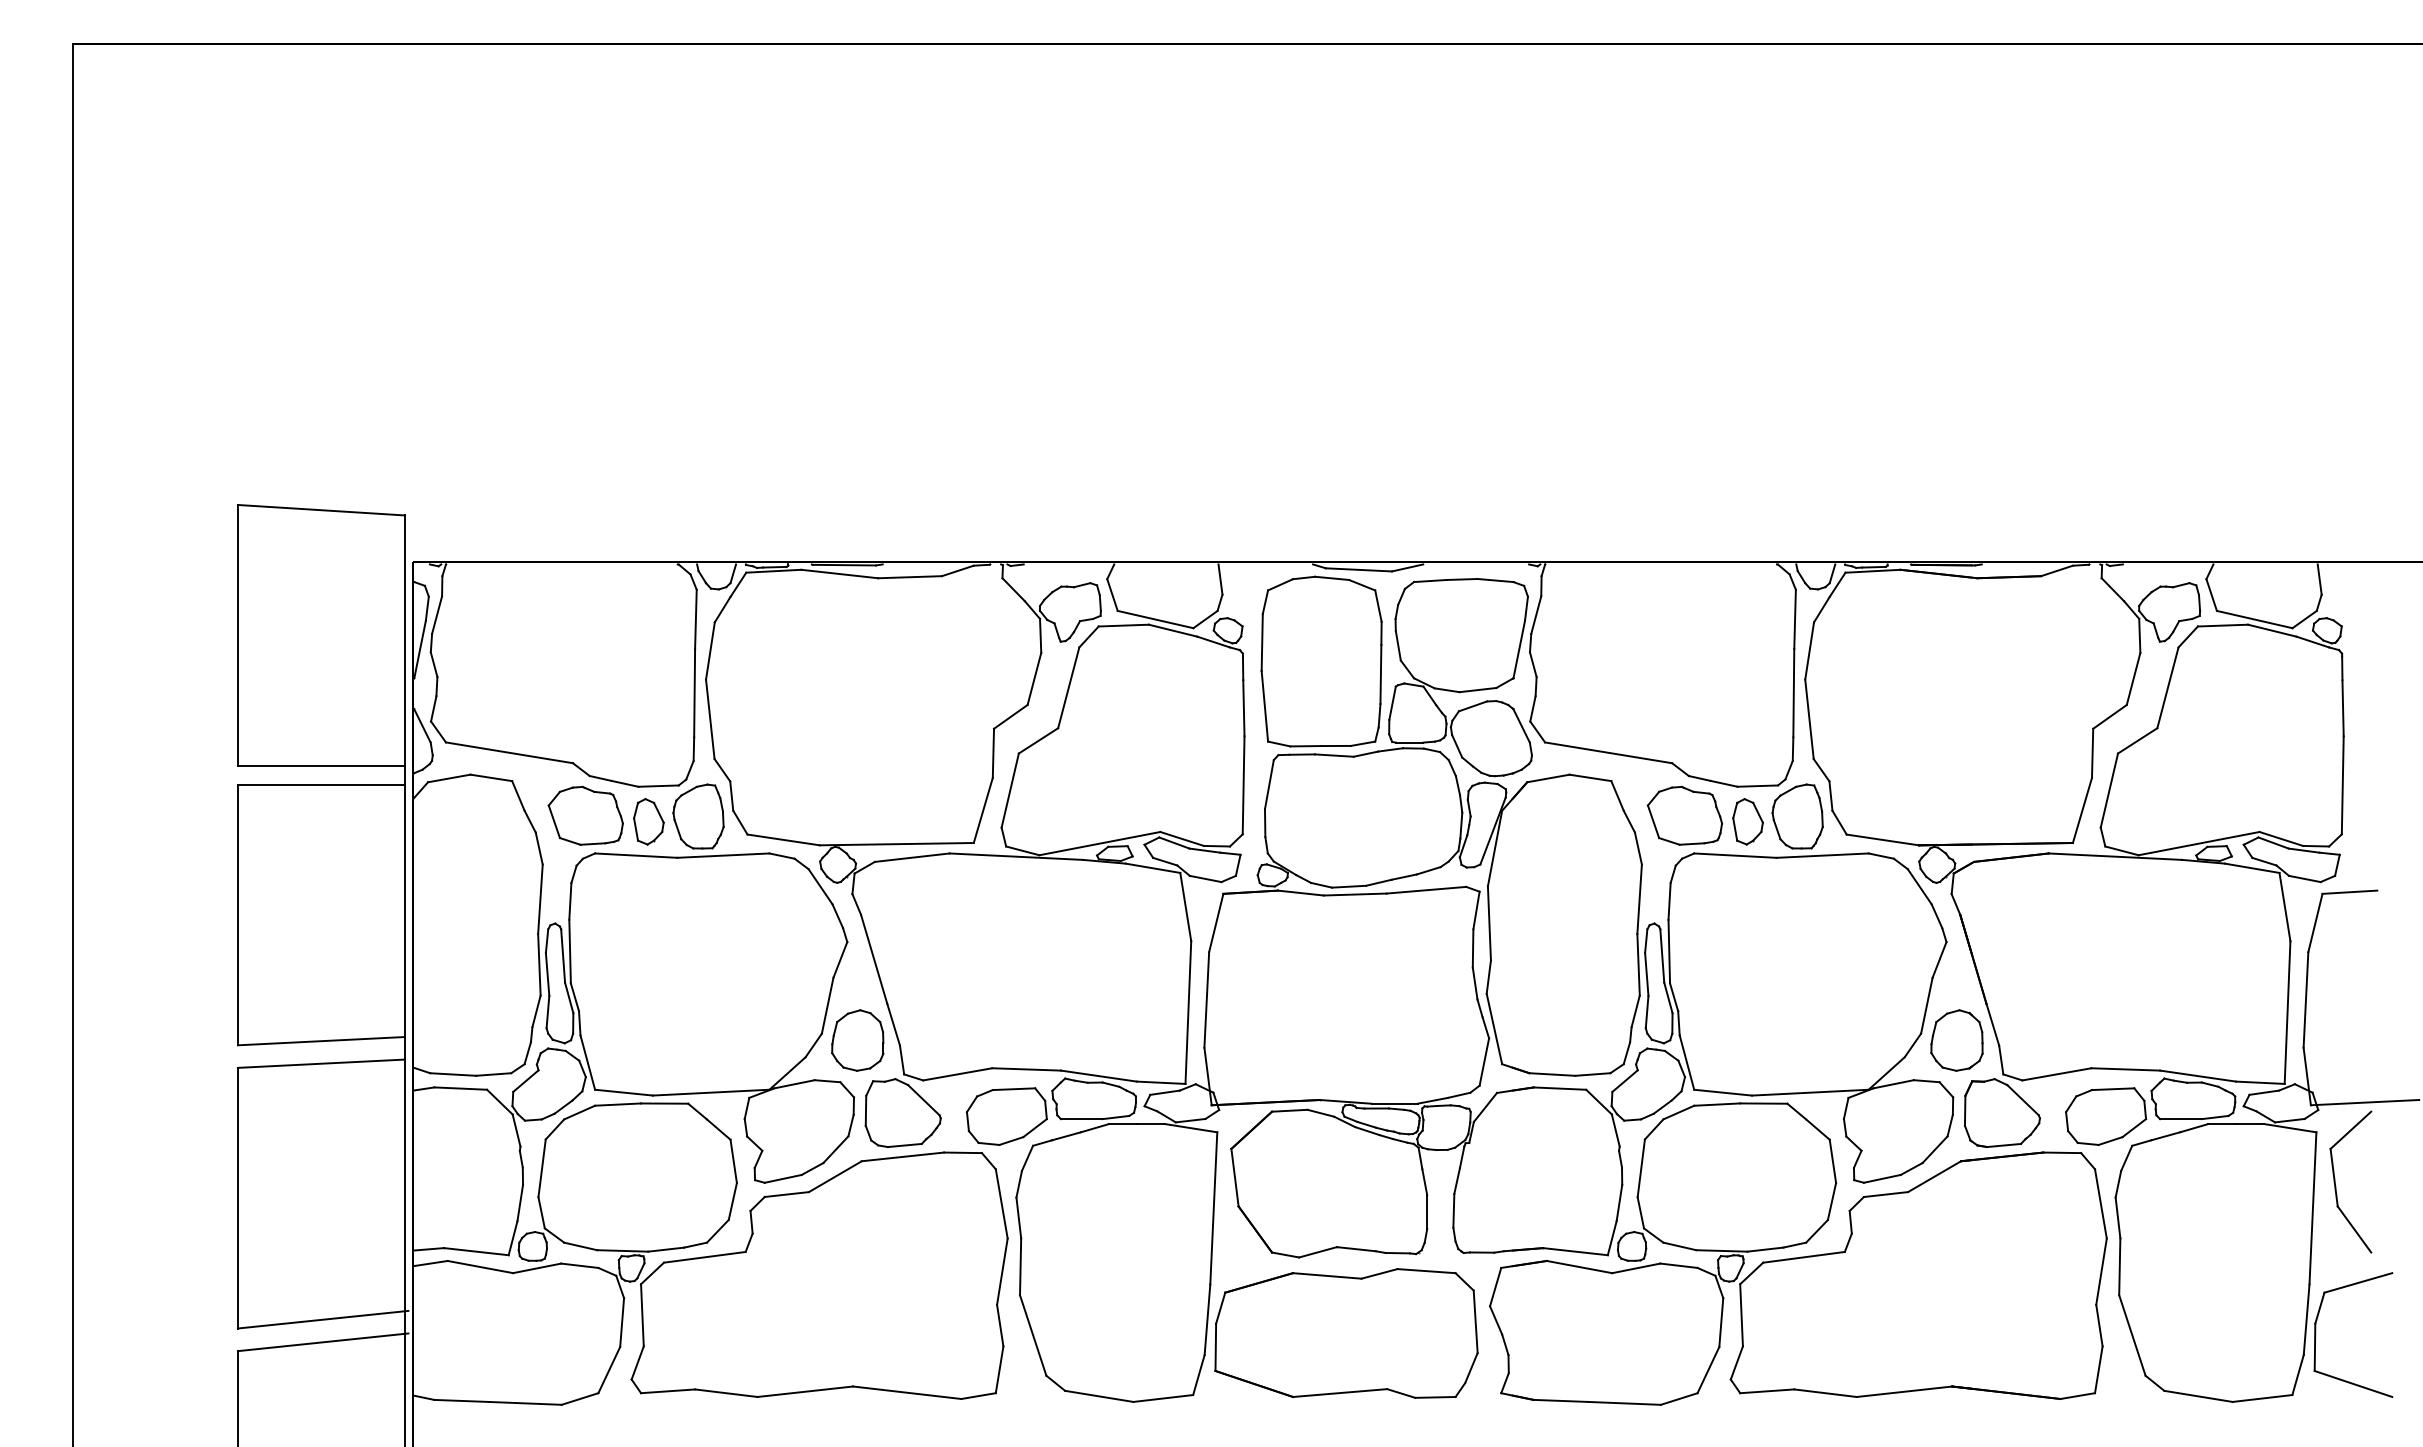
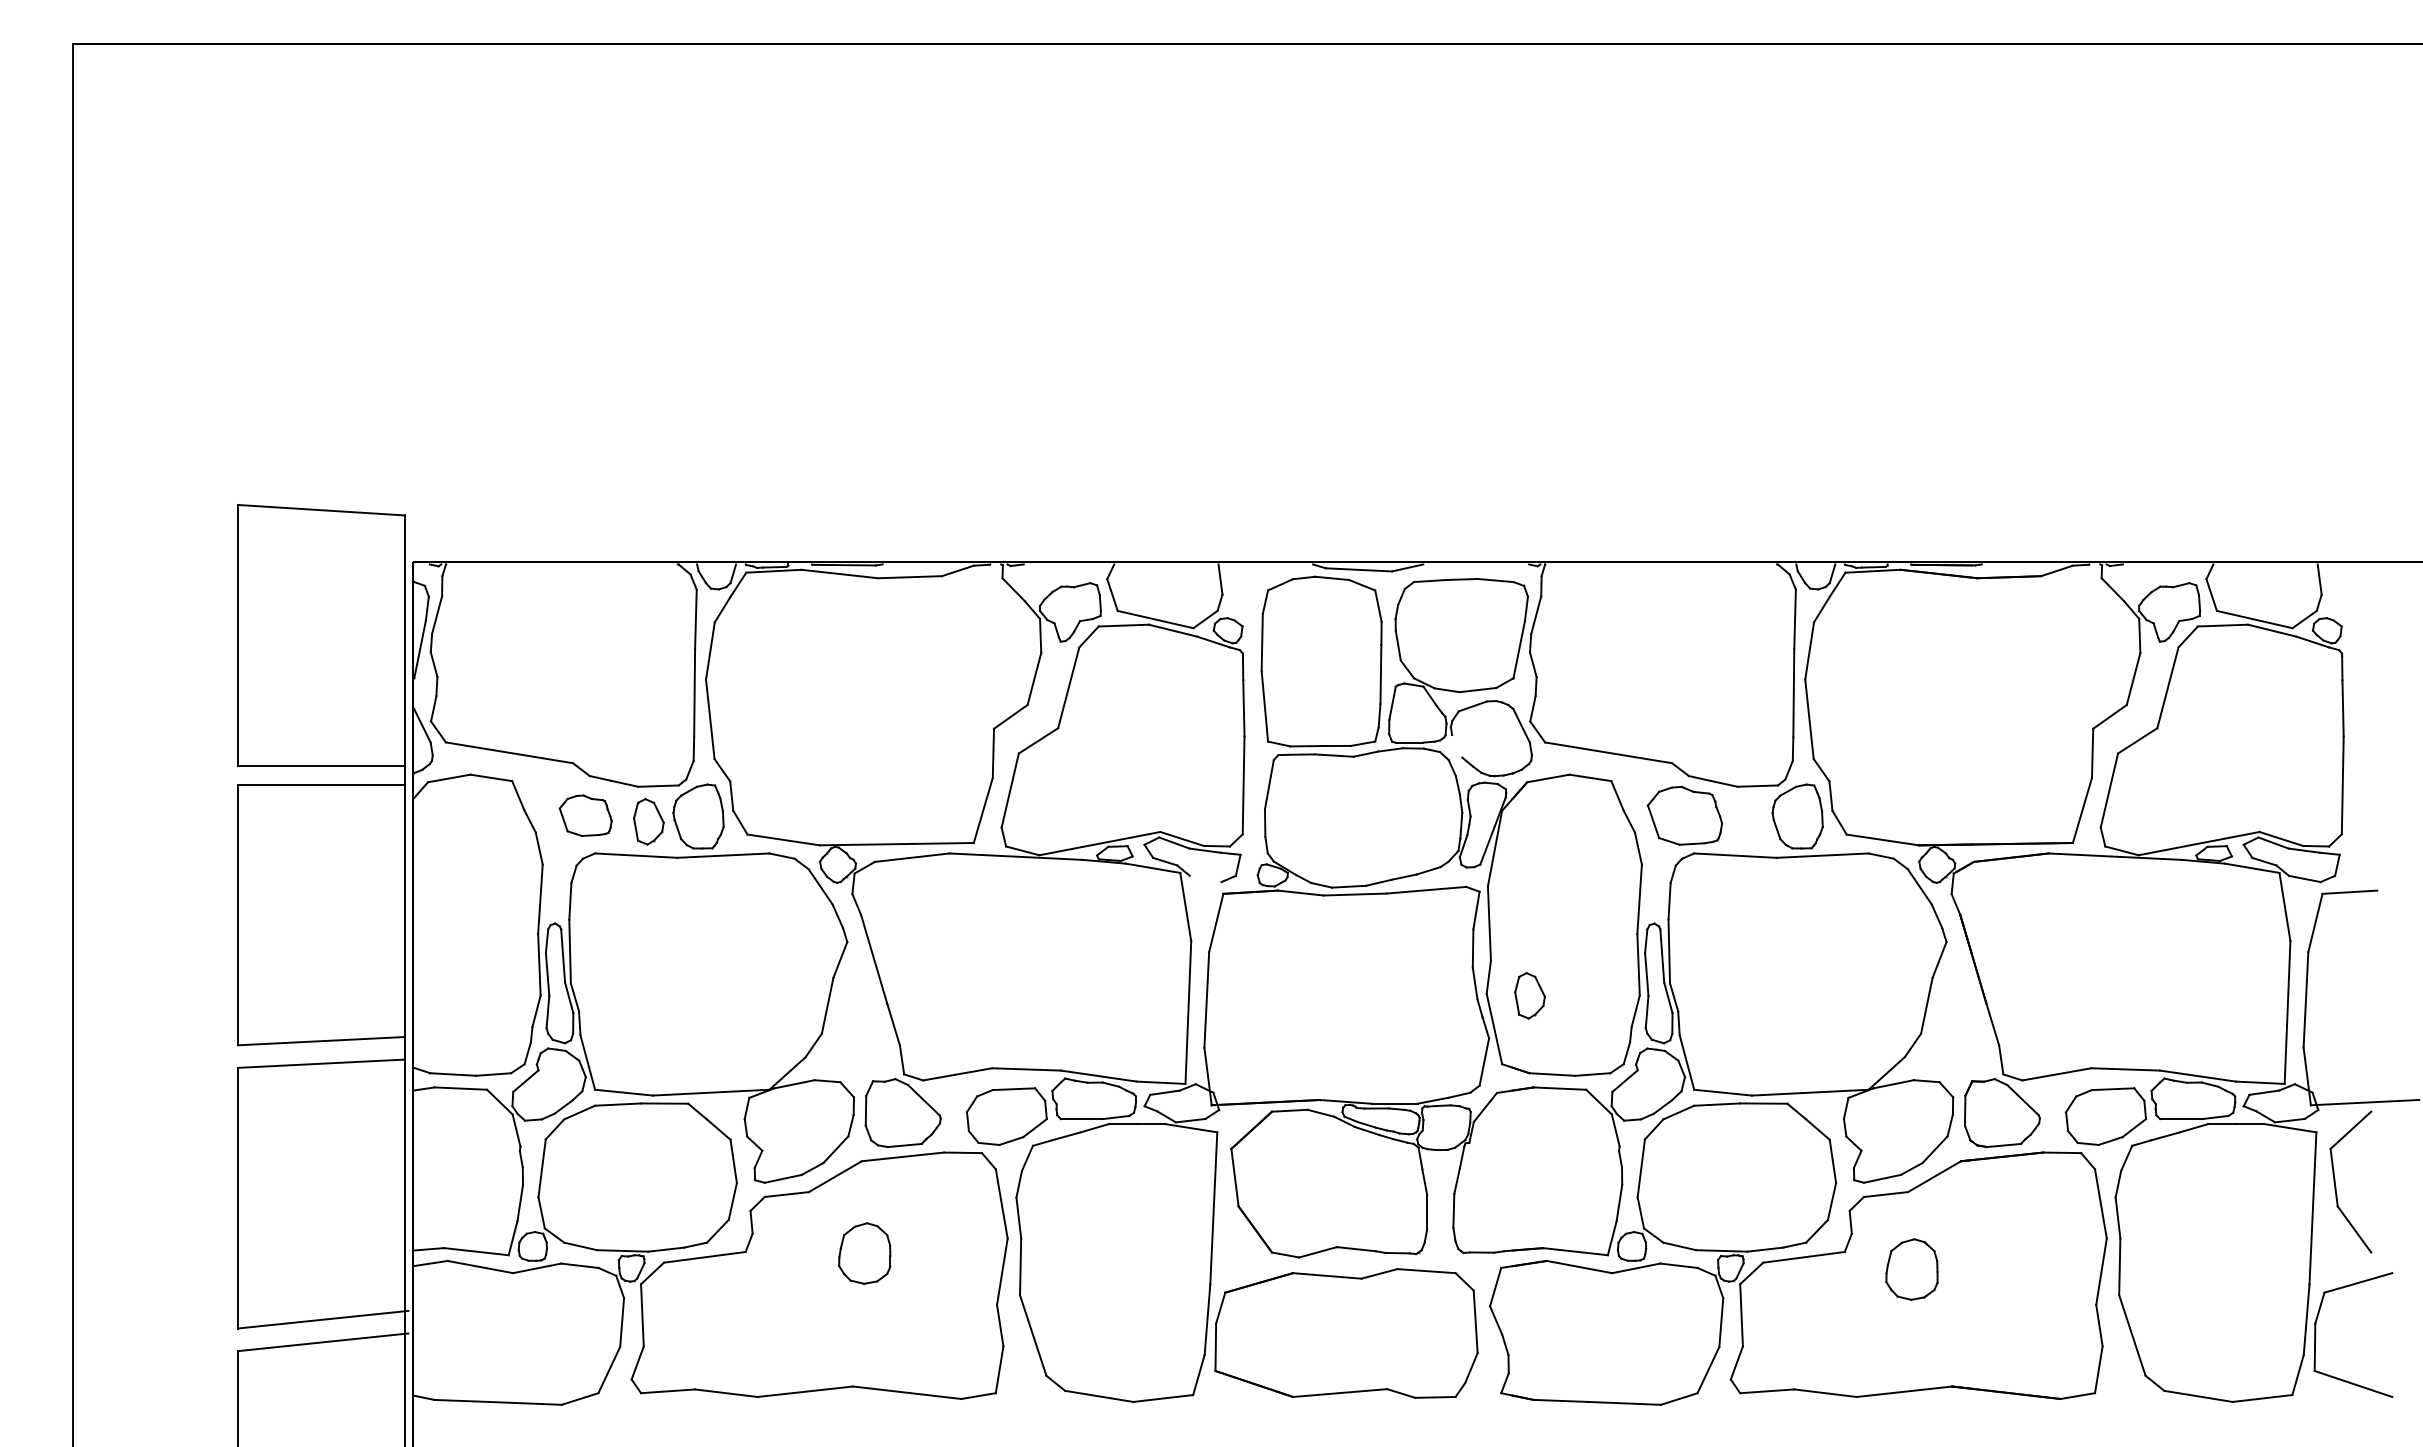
line: present -> none (1457, 746)
part size: 77x61 px -> 55x43 px (585, 815)
part position: (1747, 821) -> (1529, 995) (1529, 995)
line: present -> none (1205, 878)
part position: (857, 1040) -> (864, 1253) (864, 1253)
part position: (1956, 1040) -> (1911, 1269) (1911, 1269)
